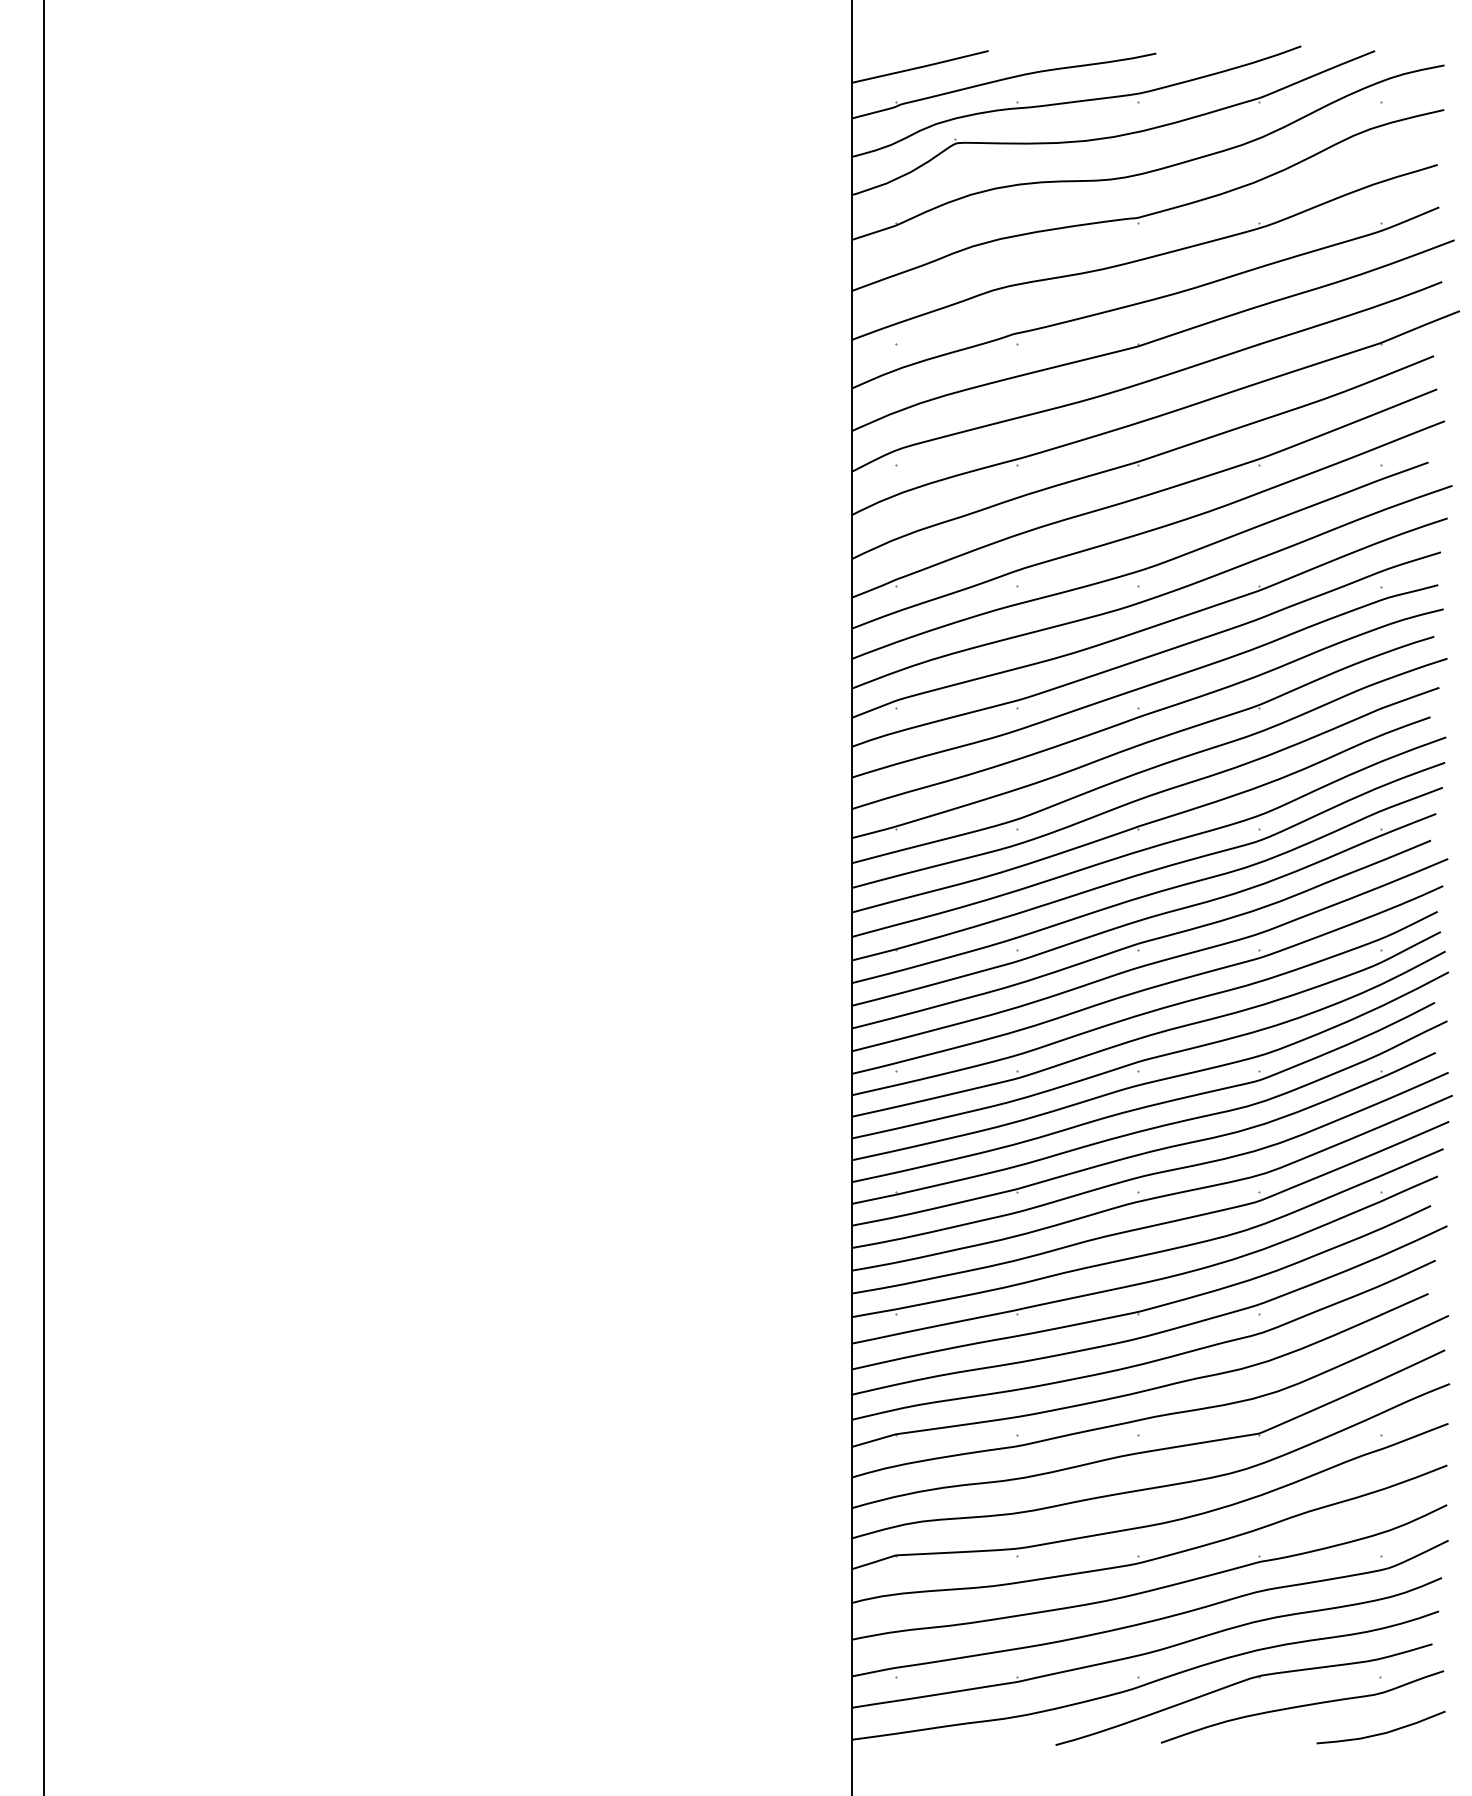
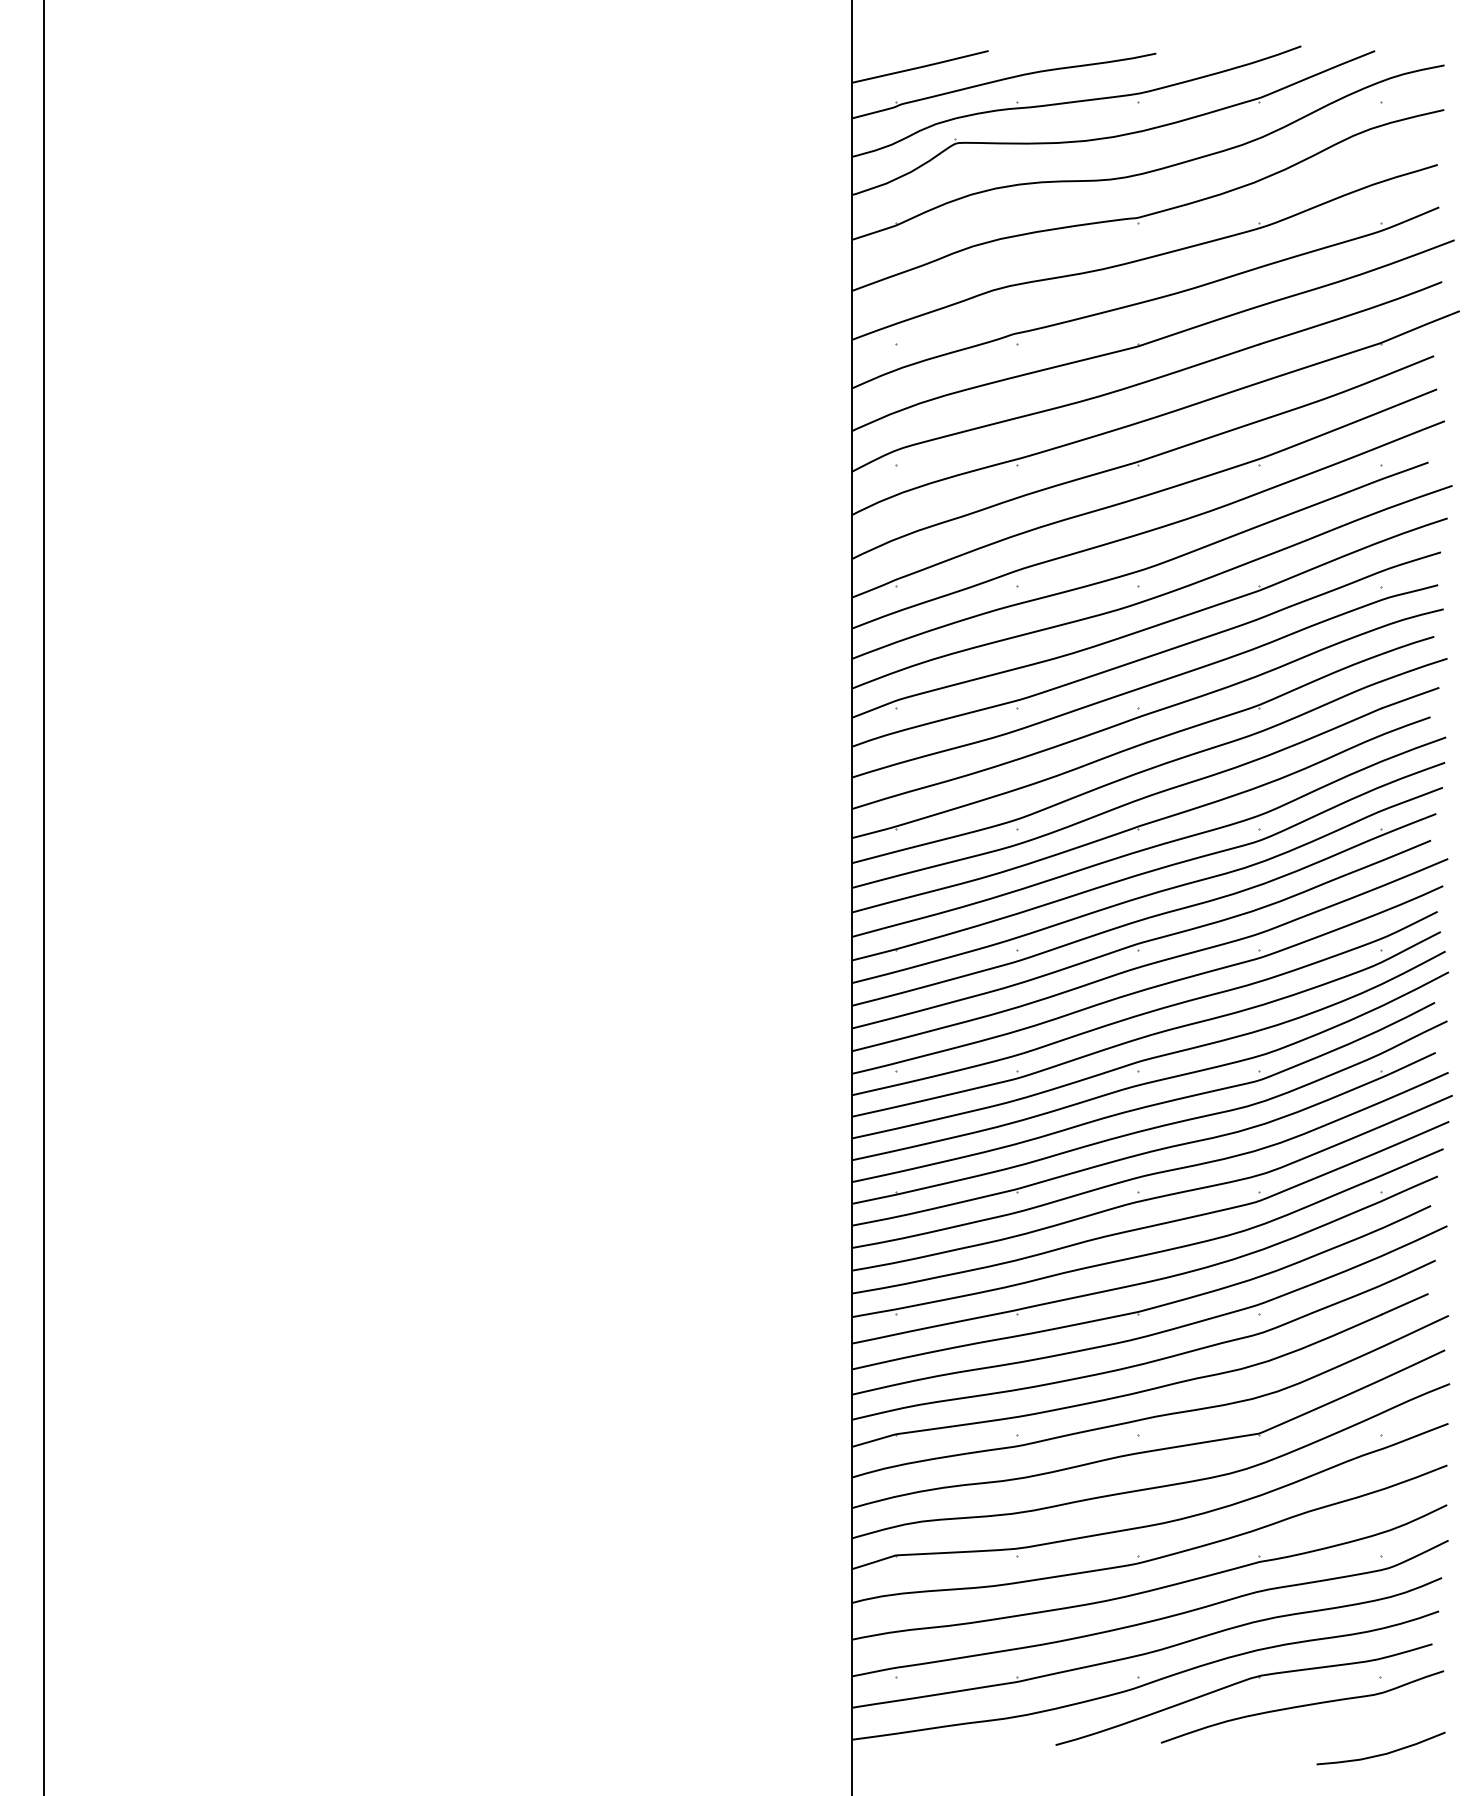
curve position: (1382, 1732) -> (1382, 1753) (1382, 1753)
